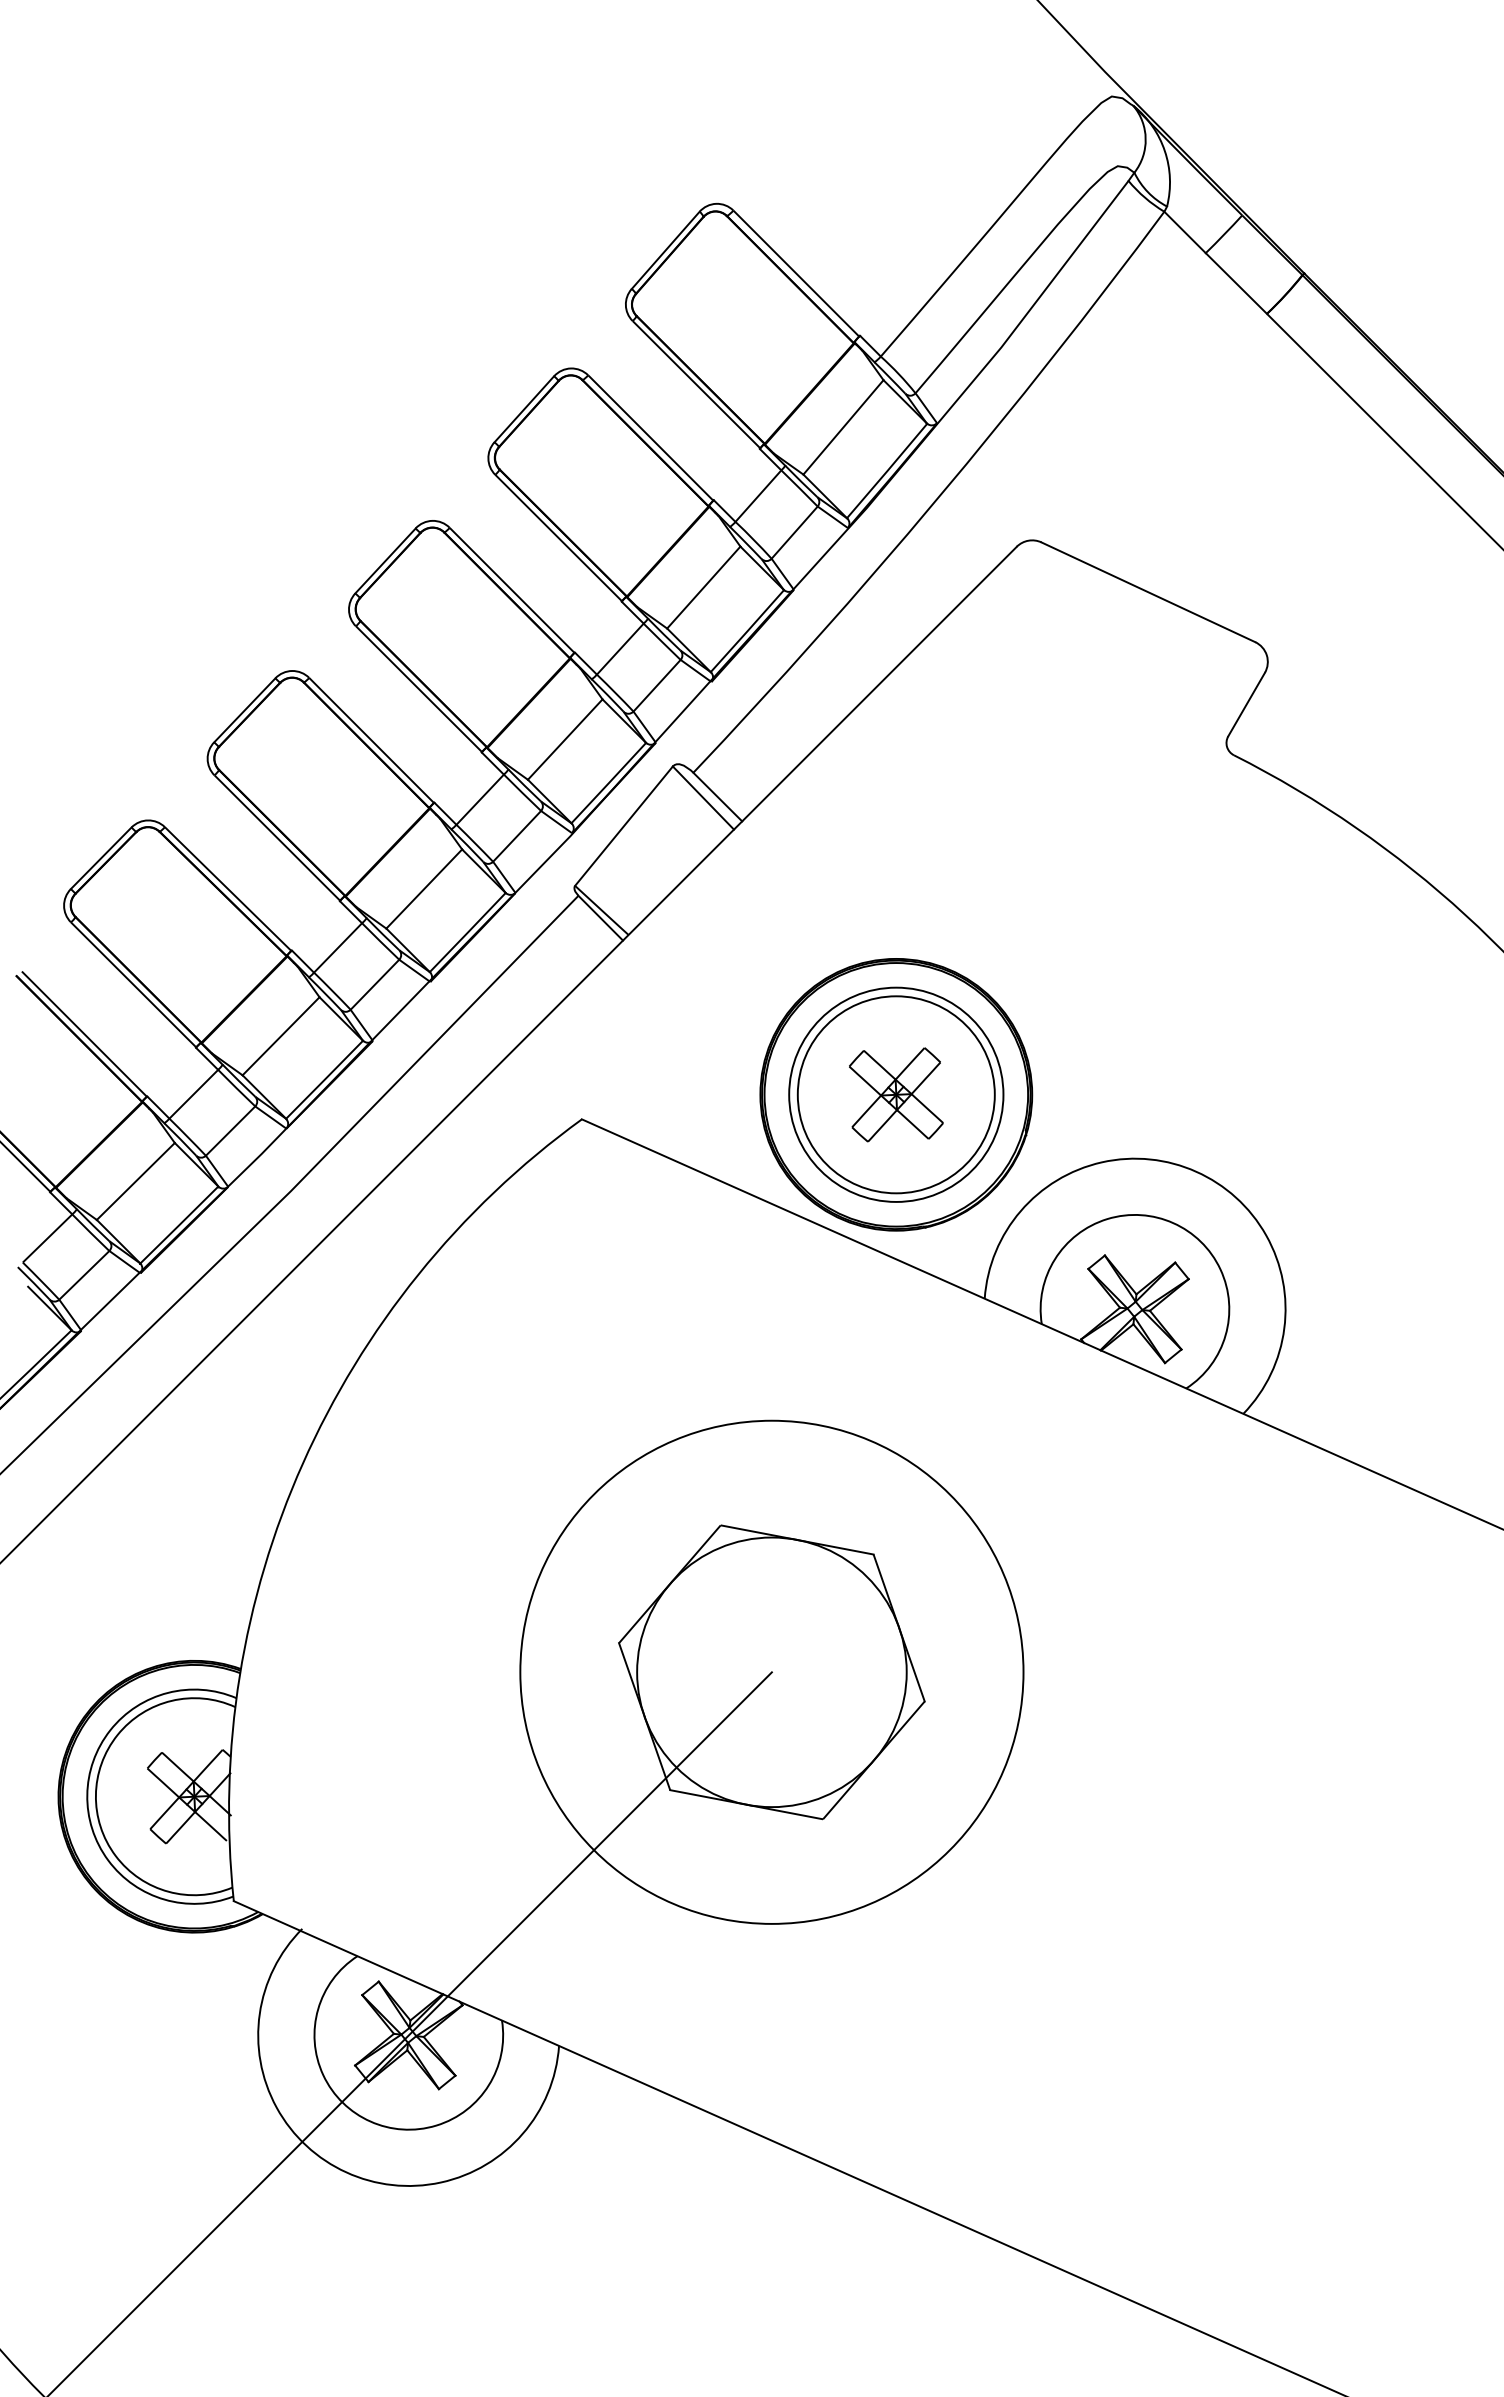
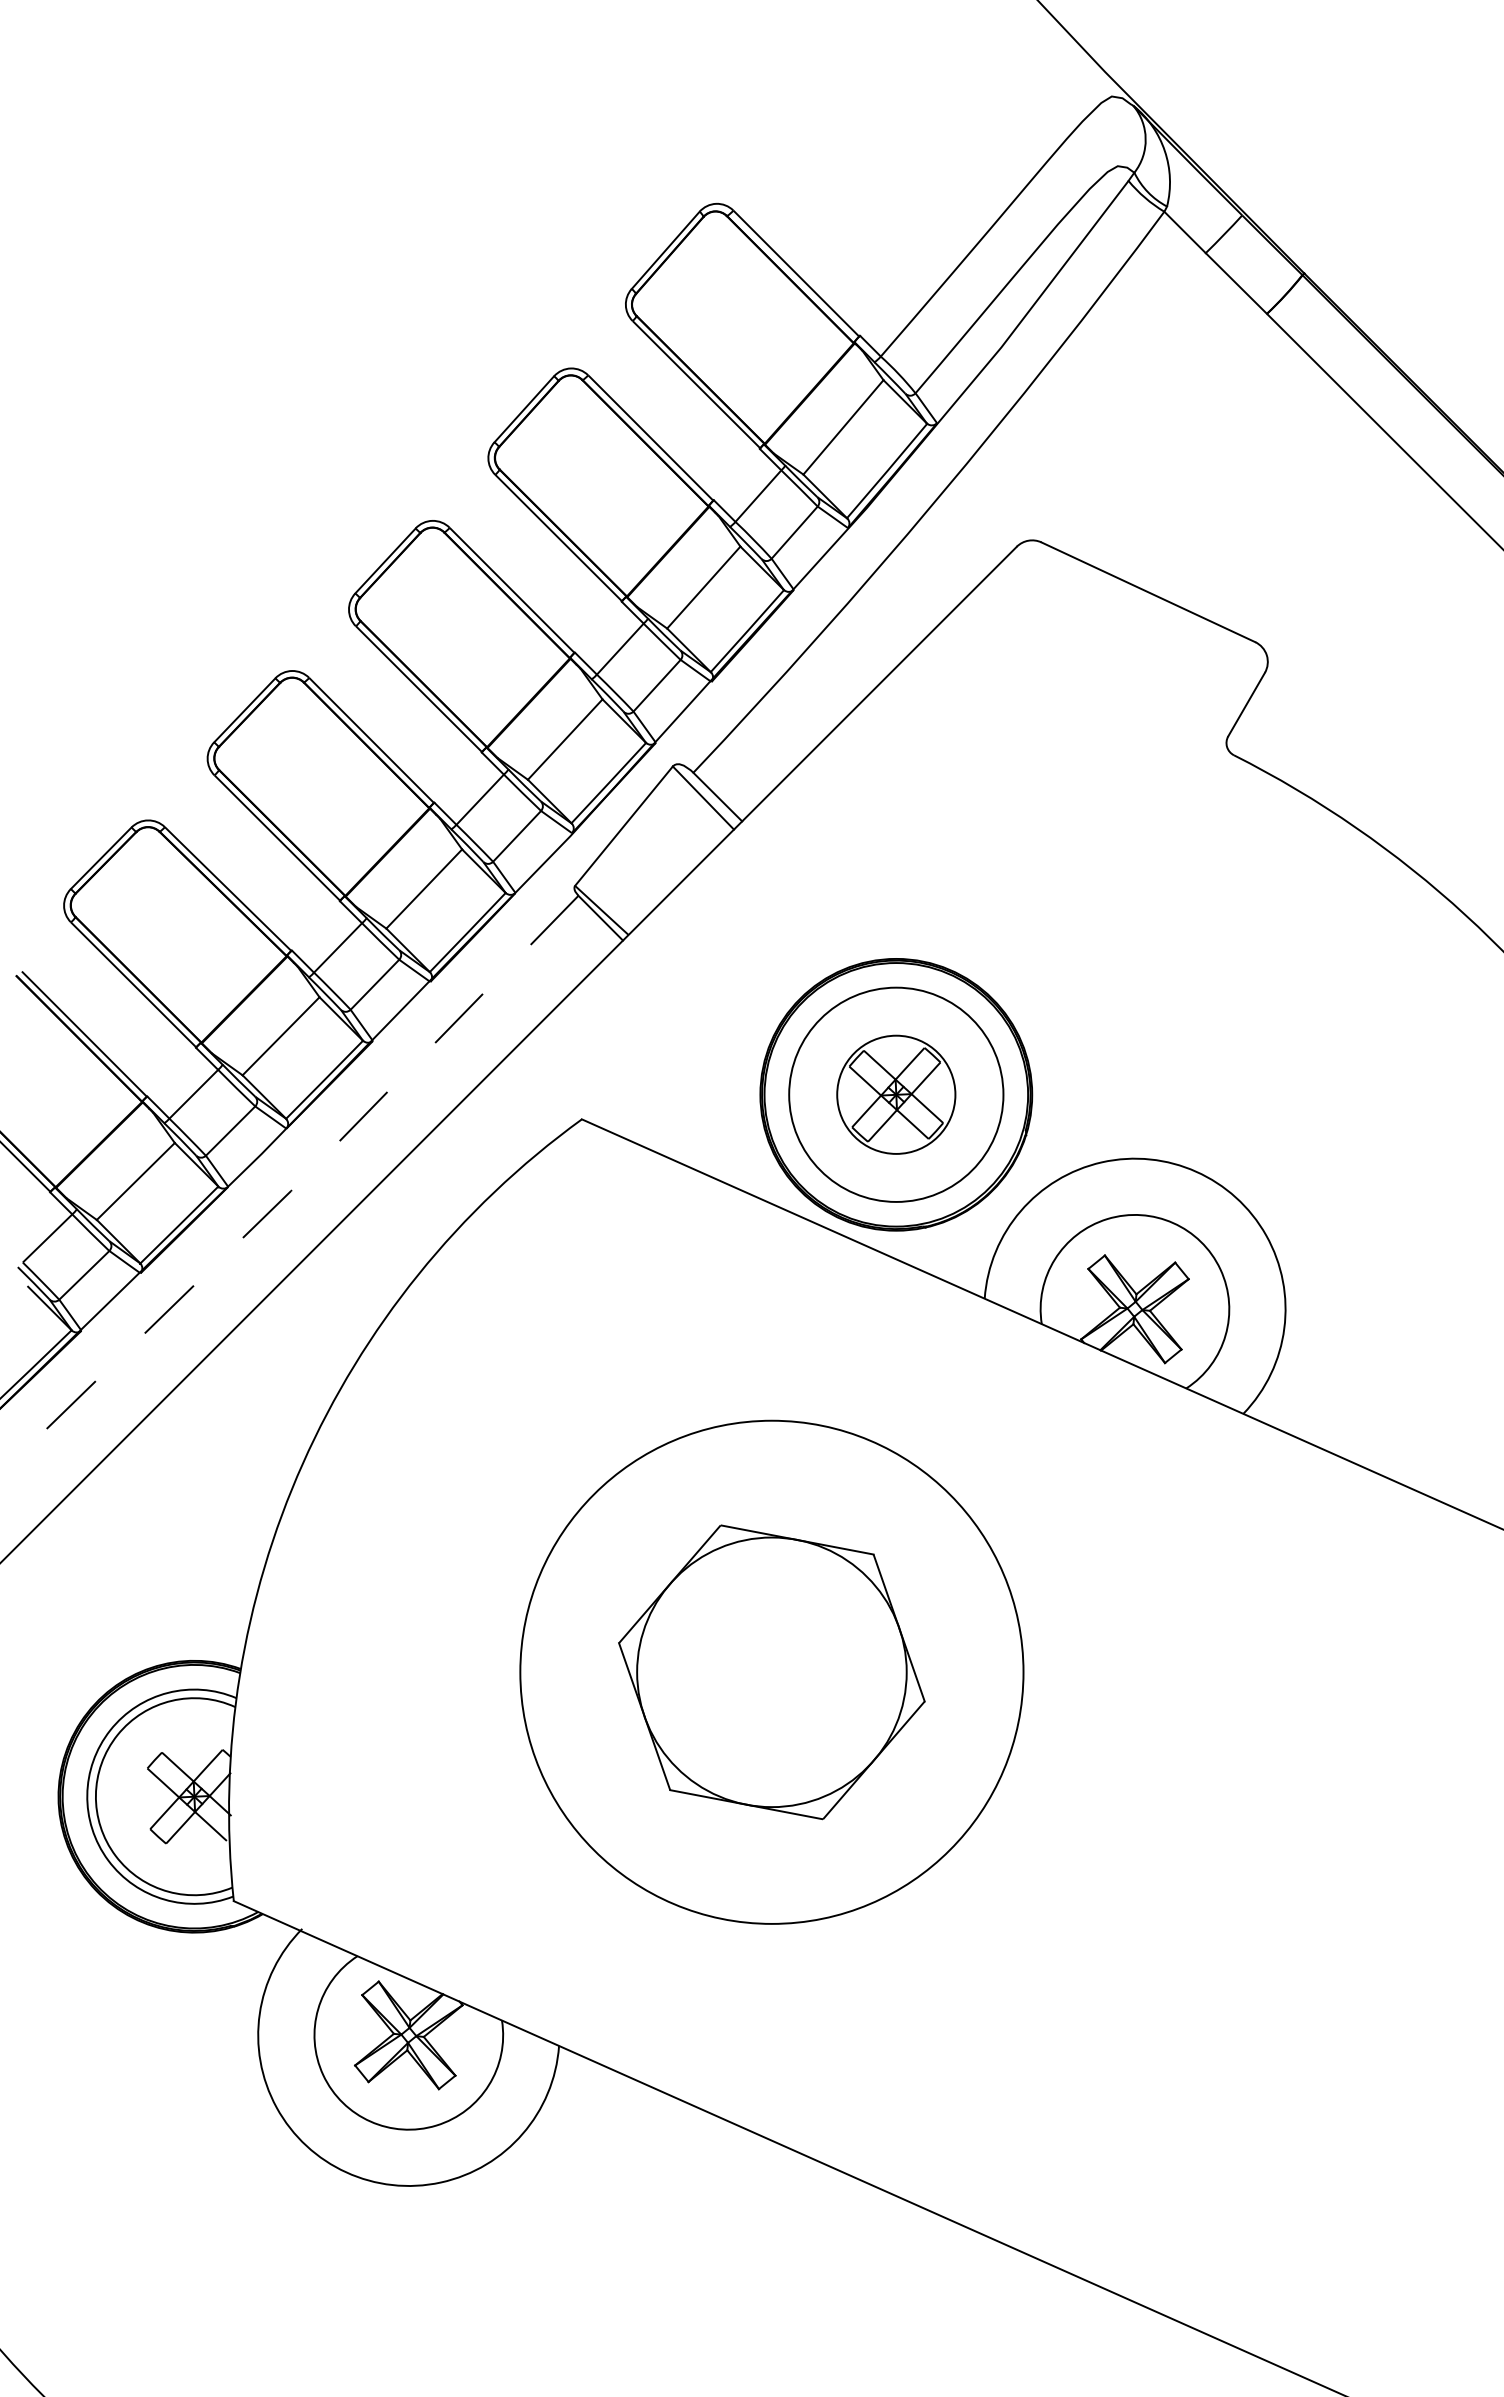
circle diameter: 197 px -> 118 px (896, 1094)
line: solid -> dashed (293, 1189)
line: present -> none (410, 2032)
